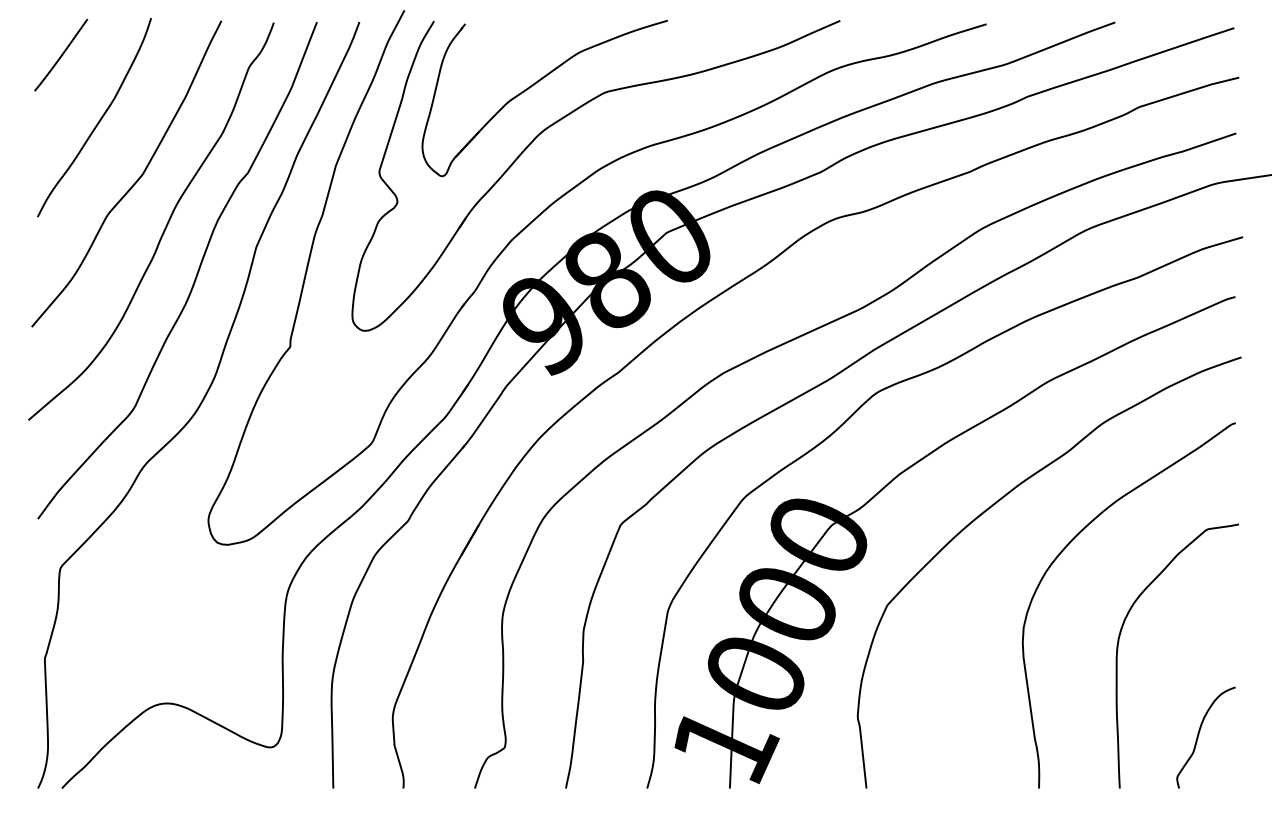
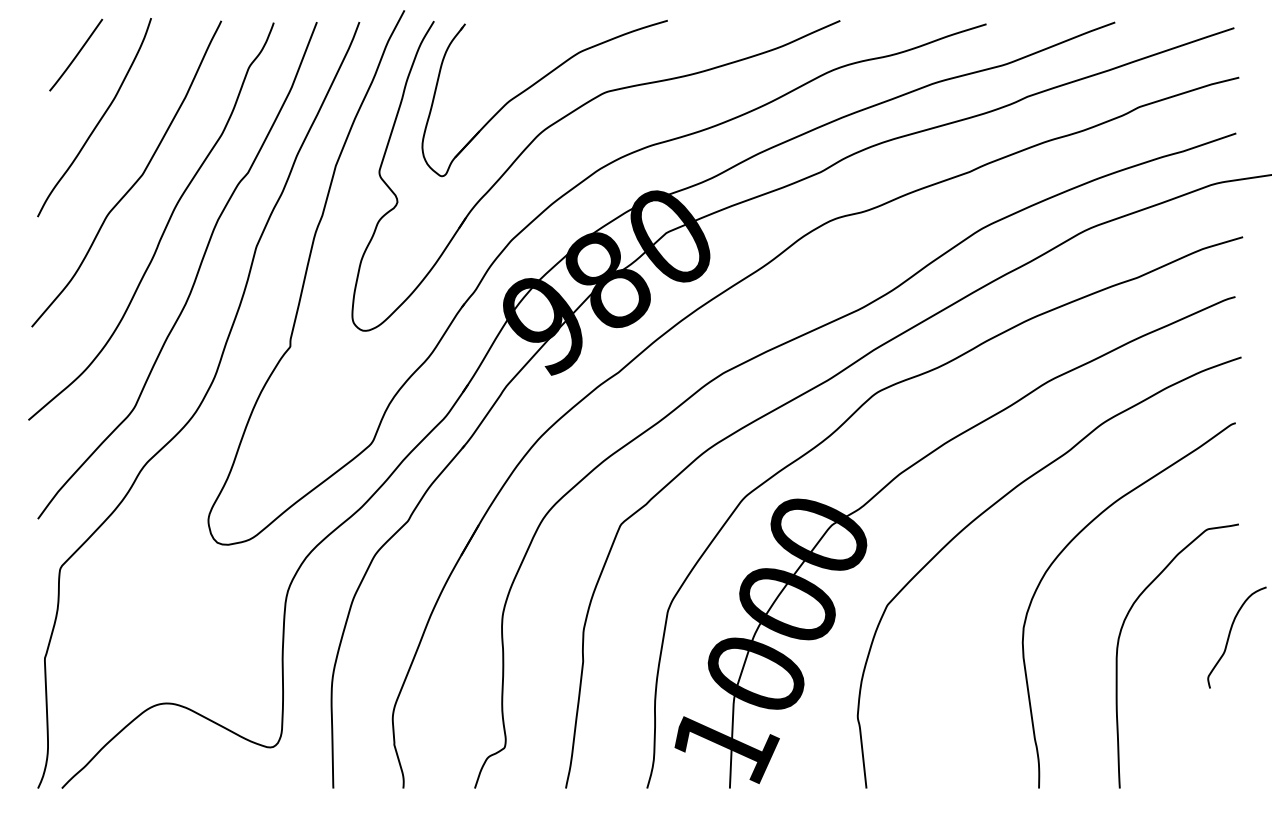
curve position: (61, 54) -> (76, 54) (76, 54)
curve position: (1199, 734) -> (1230, 634) (1230, 634)
